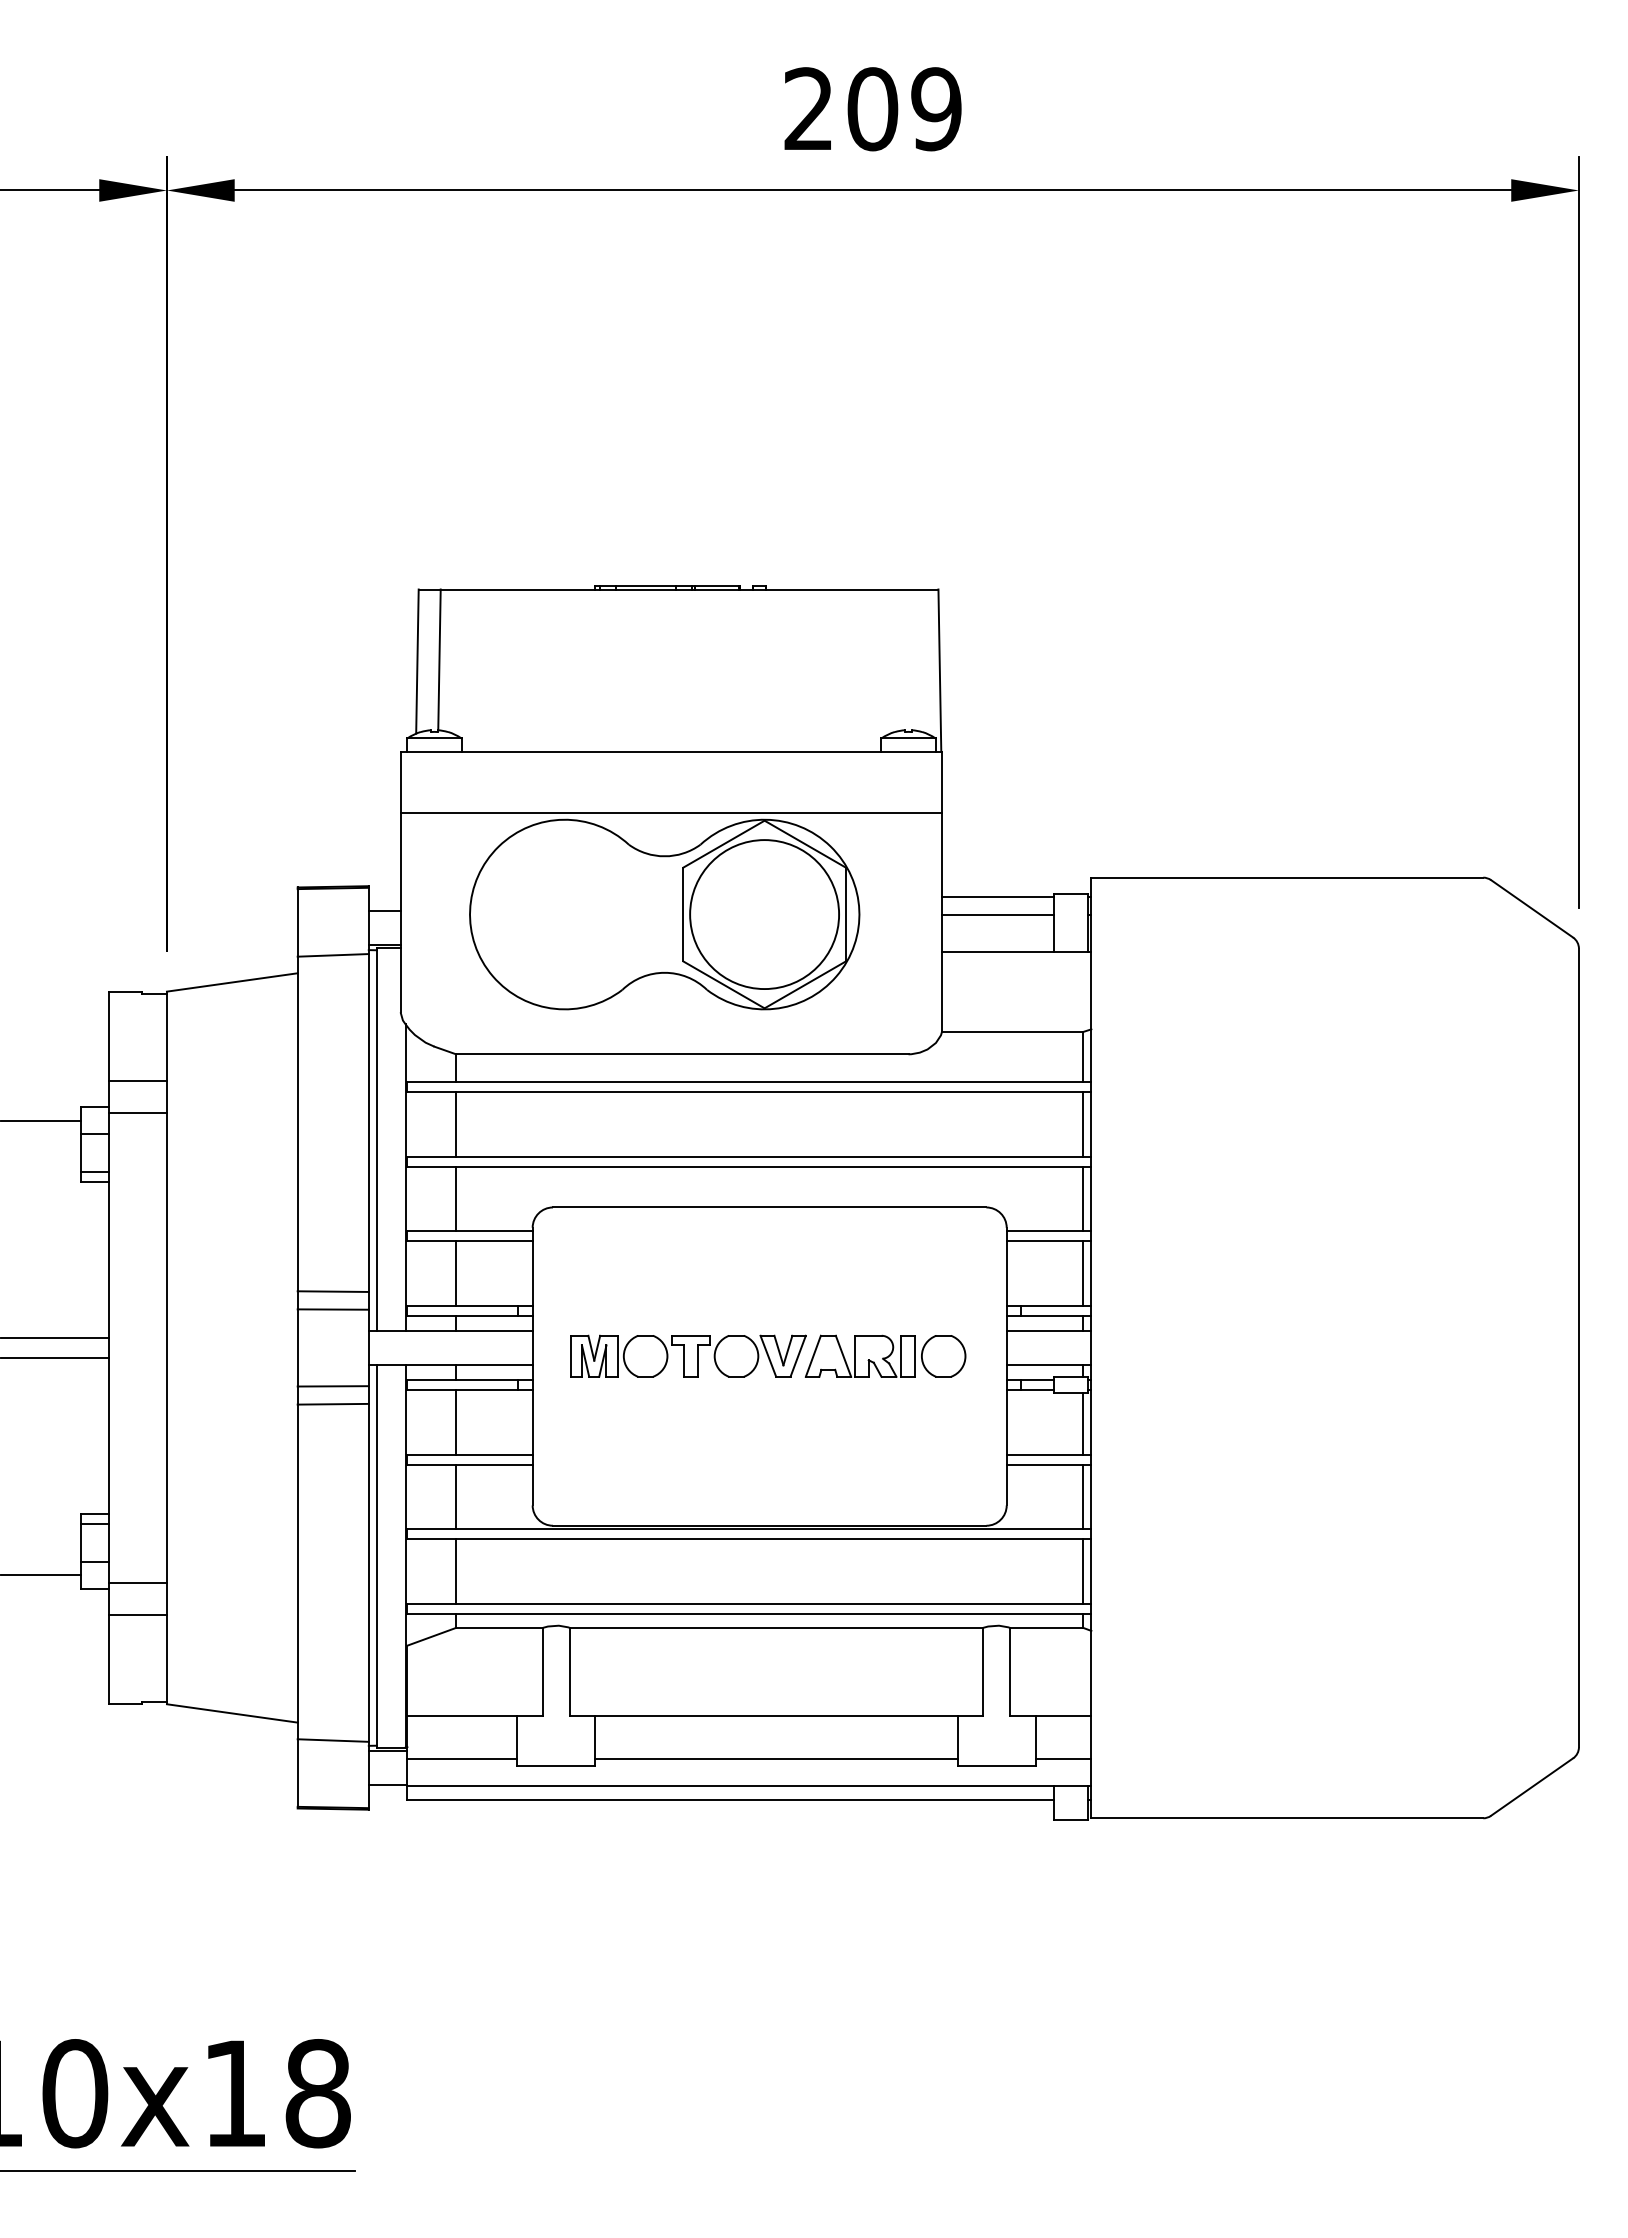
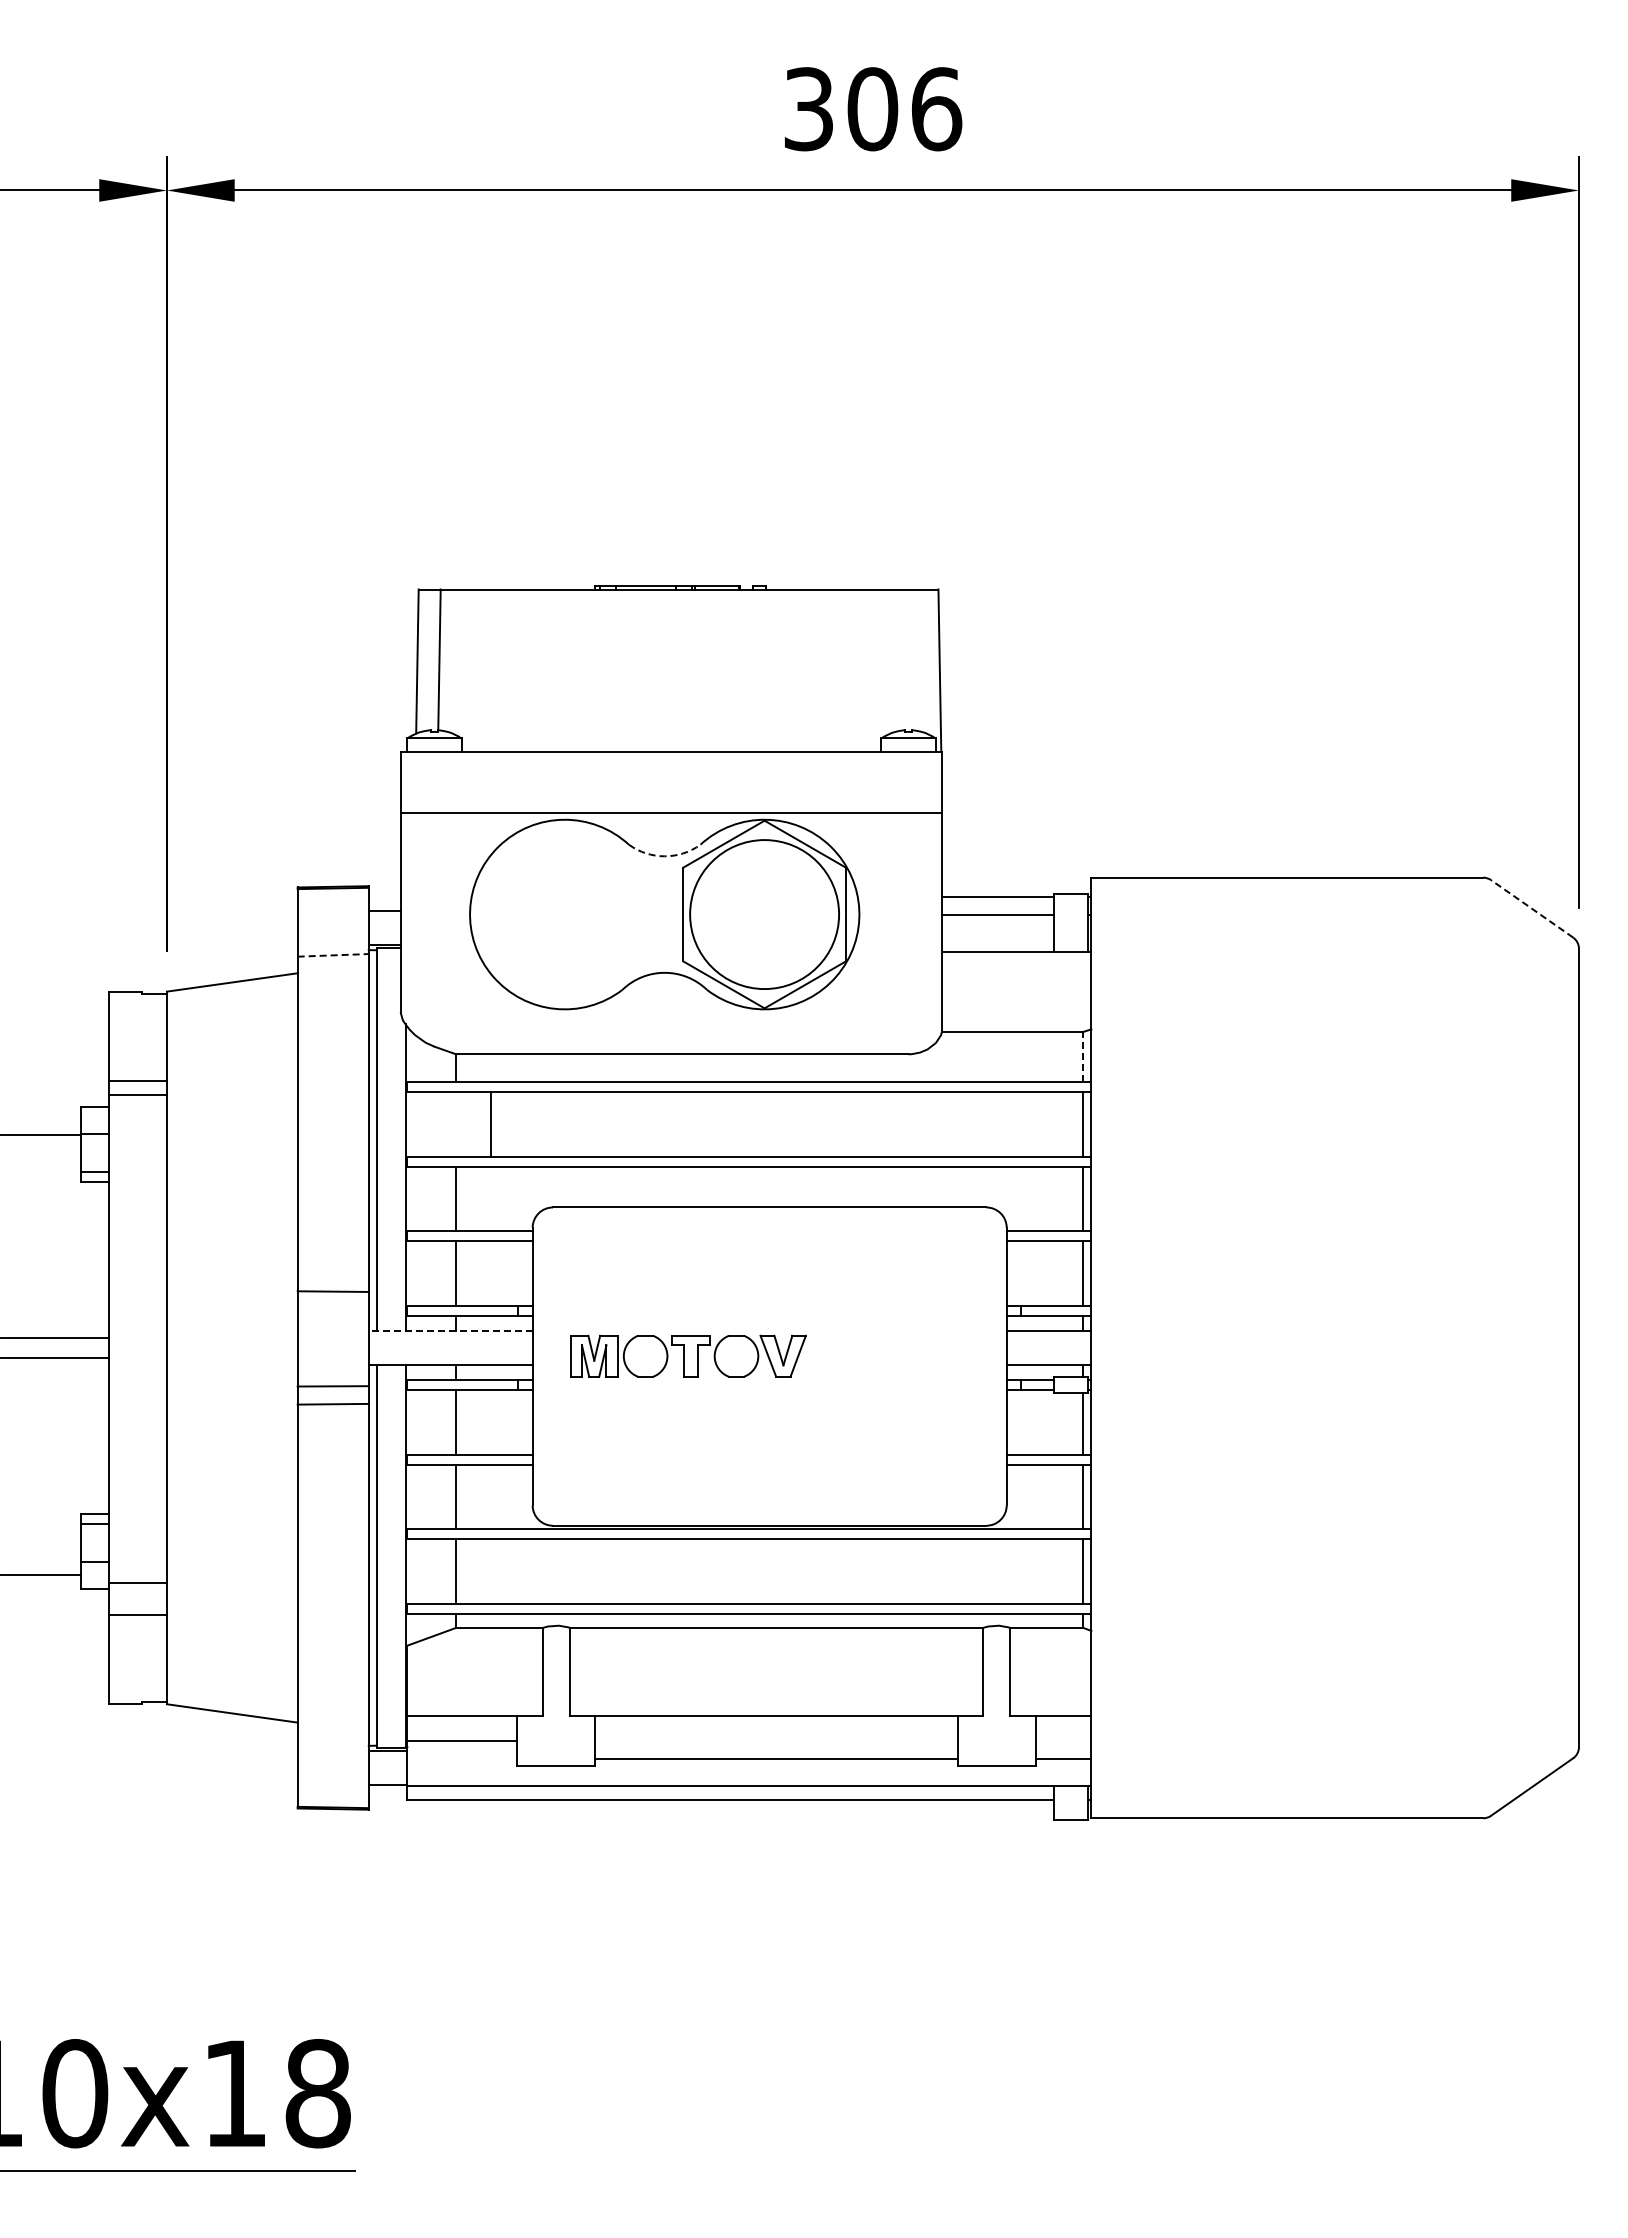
text: 209 -> 306 (873, 109)
arc: solid -> dashed (664, 856)
line: solid -> dashed (1531, 908)
line: solid -> dashed (333, 955)
line: solid -> dashed (1083, 1056)
line position: (137, 1113) -> (137, 1095) (137, 1095)
line position: (41, 1121) -> (41, 1135) (41, 1135)
line position: (456, 1124) -> (491, 1124) (491, 1124)
line: present -> none (332, 1309)
line: solid -> dashed (450, 1331)
part: present -> none (885, 1355)
line: present -> none (332, 1740)
line position: (462, 1759) -> (462, 1741) (462, 1741)
